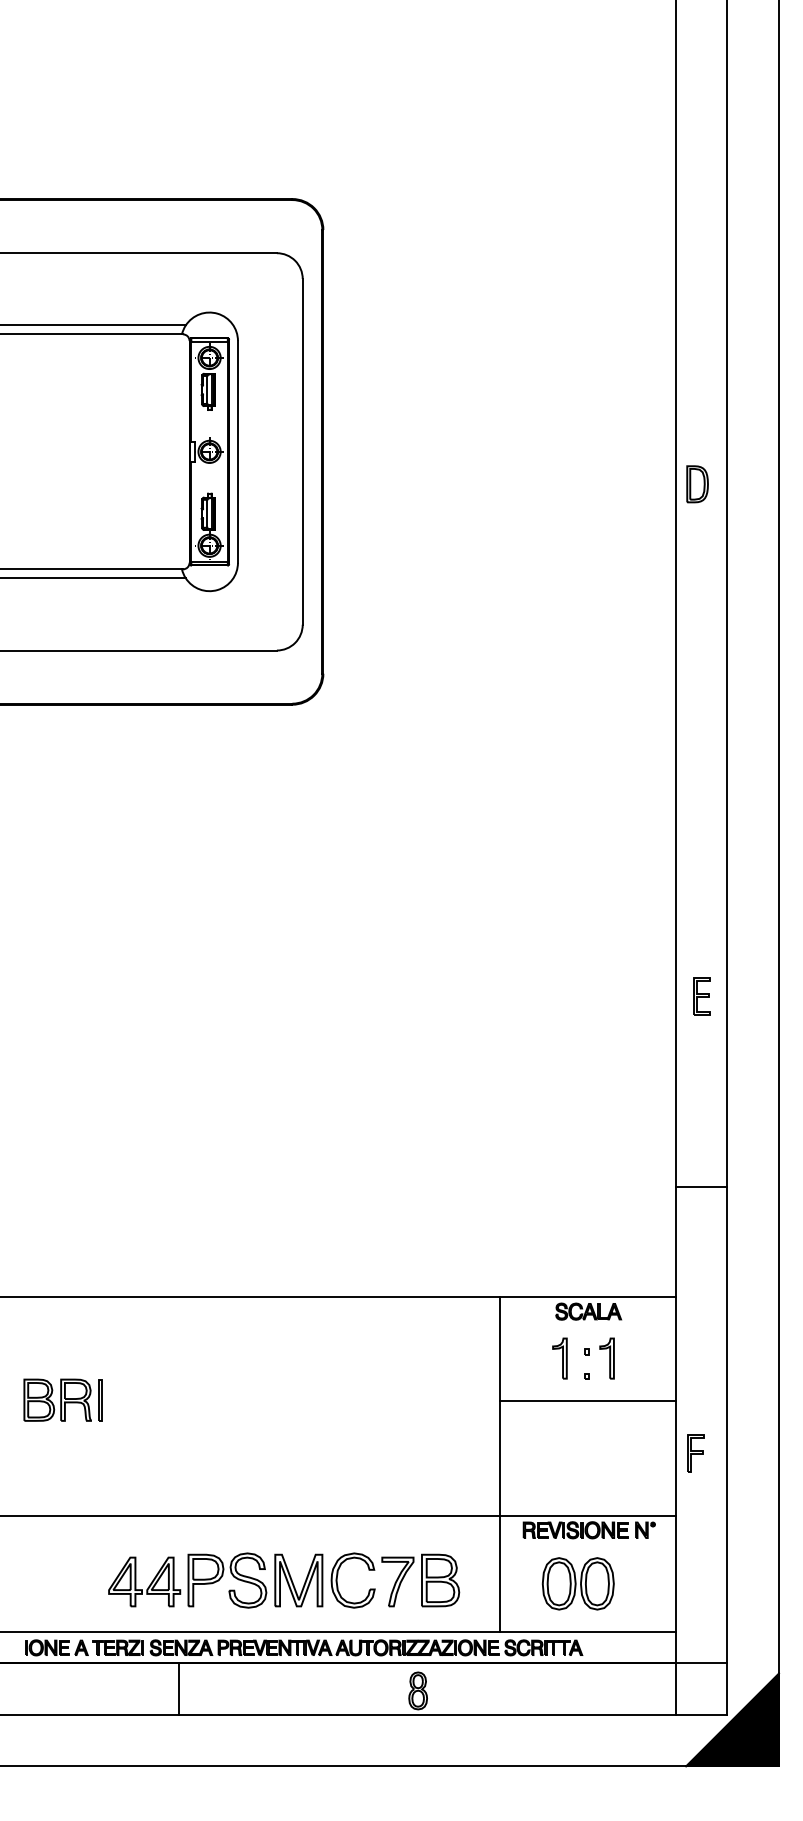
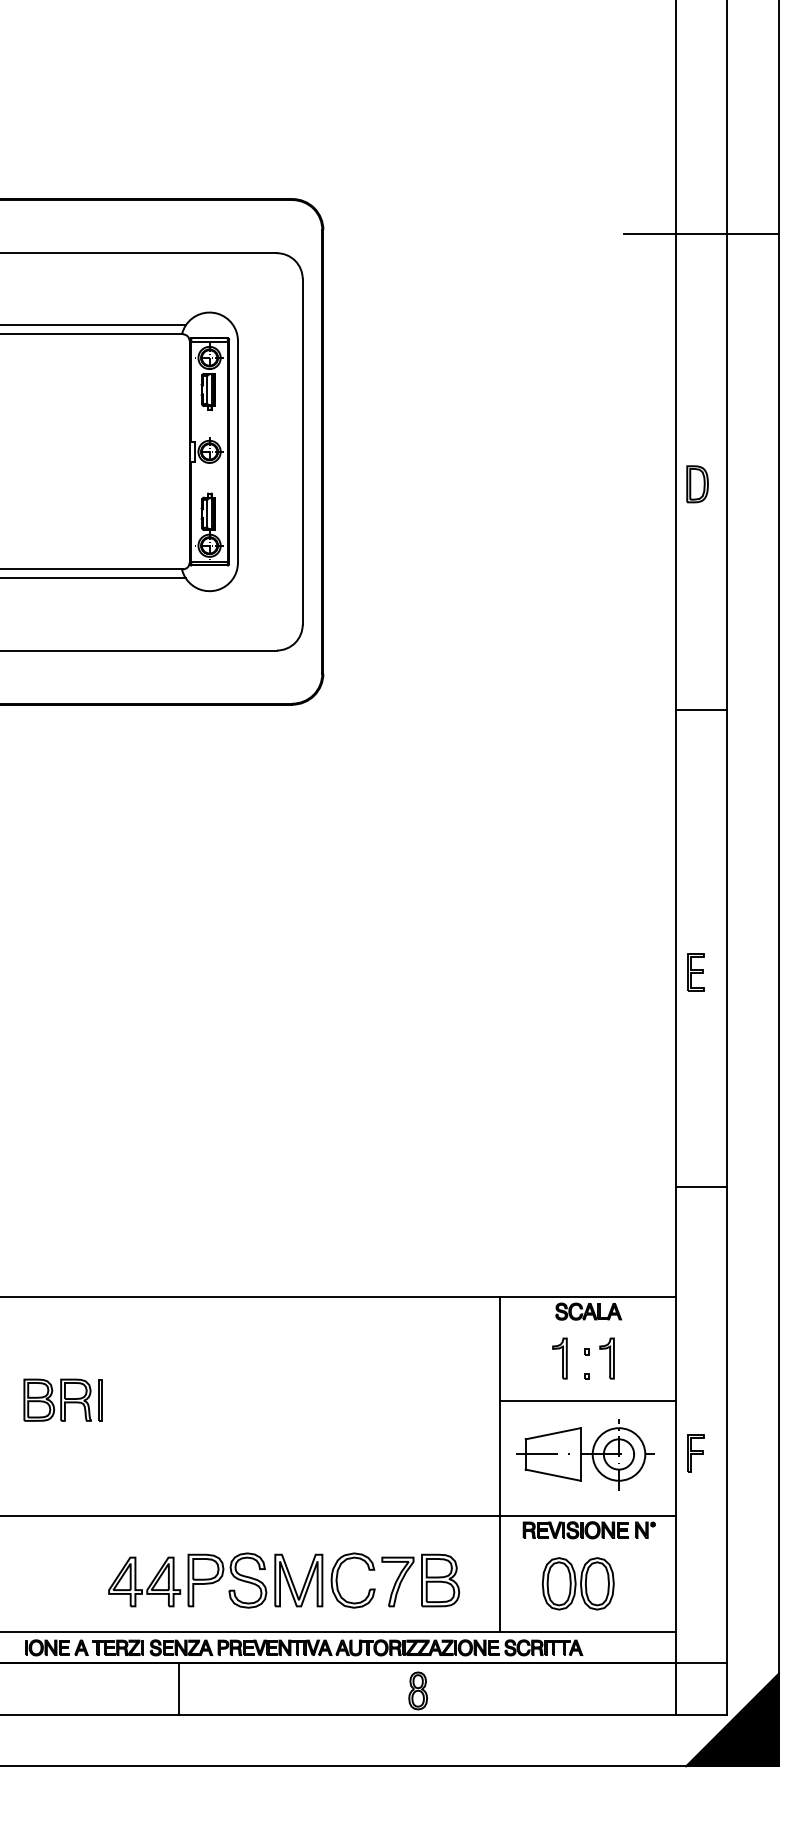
line: none -> present (701, 233)
line: none -> present (701, 710)
part position: (701, 996) -> (695, 972) (695, 972)
part: none -> present (585, 1454)
